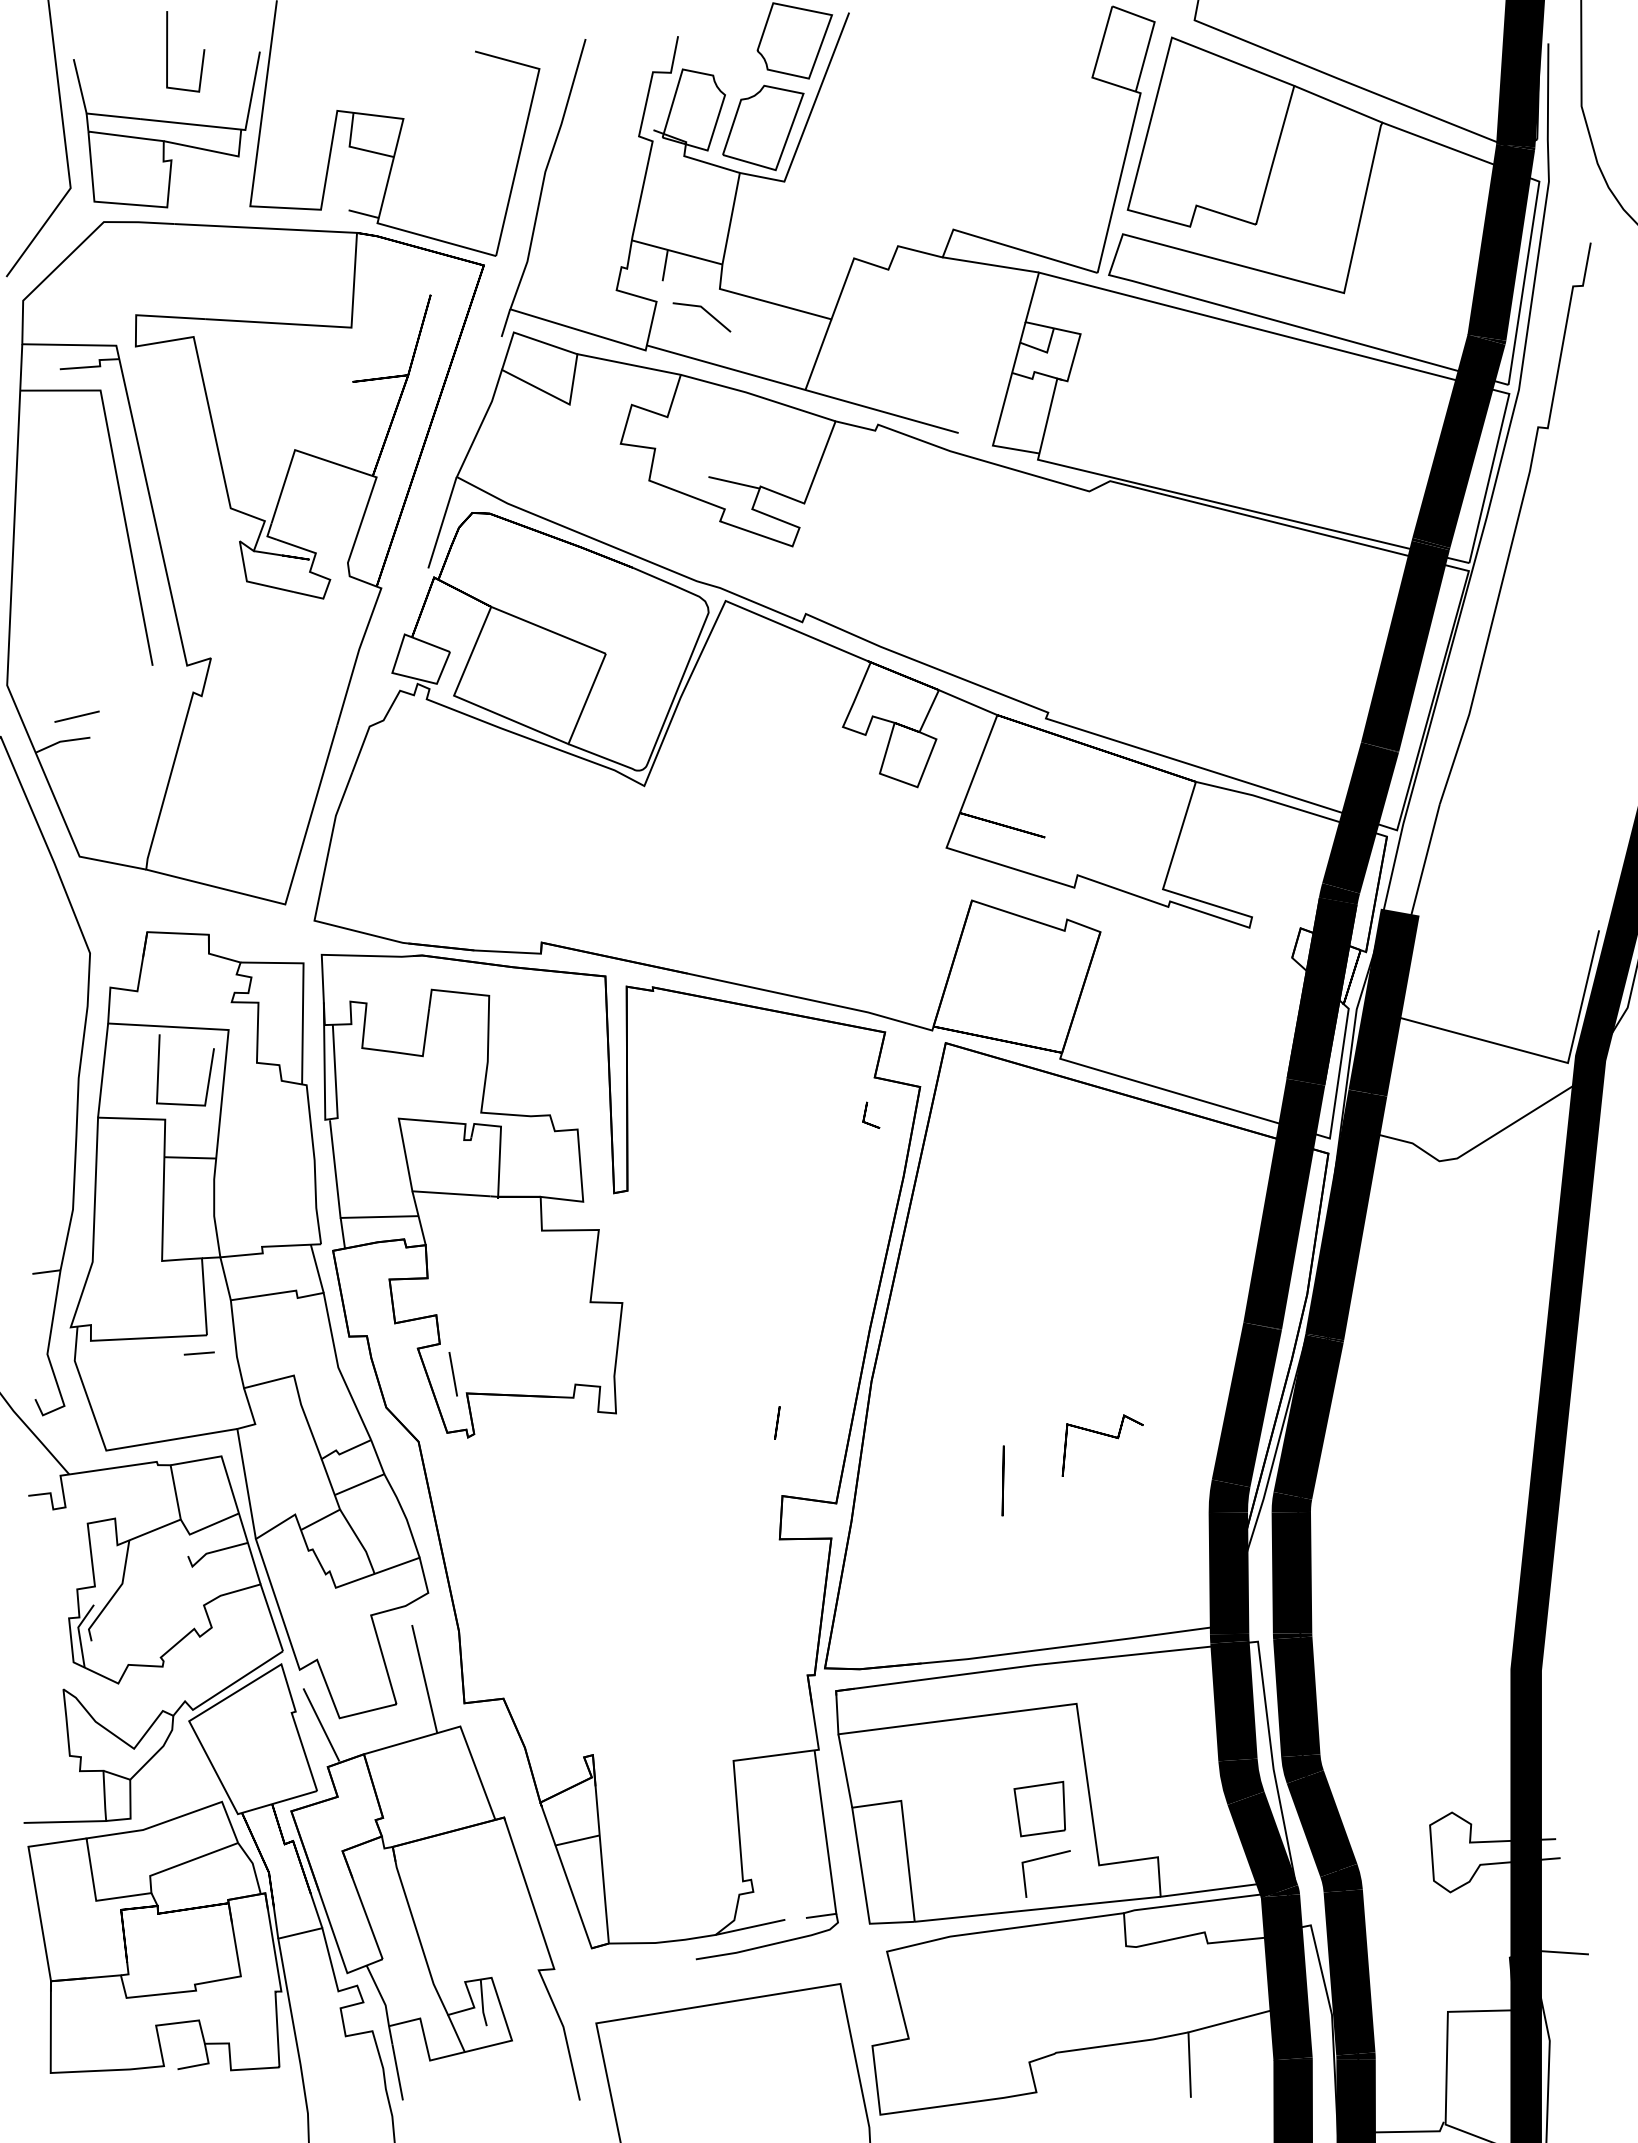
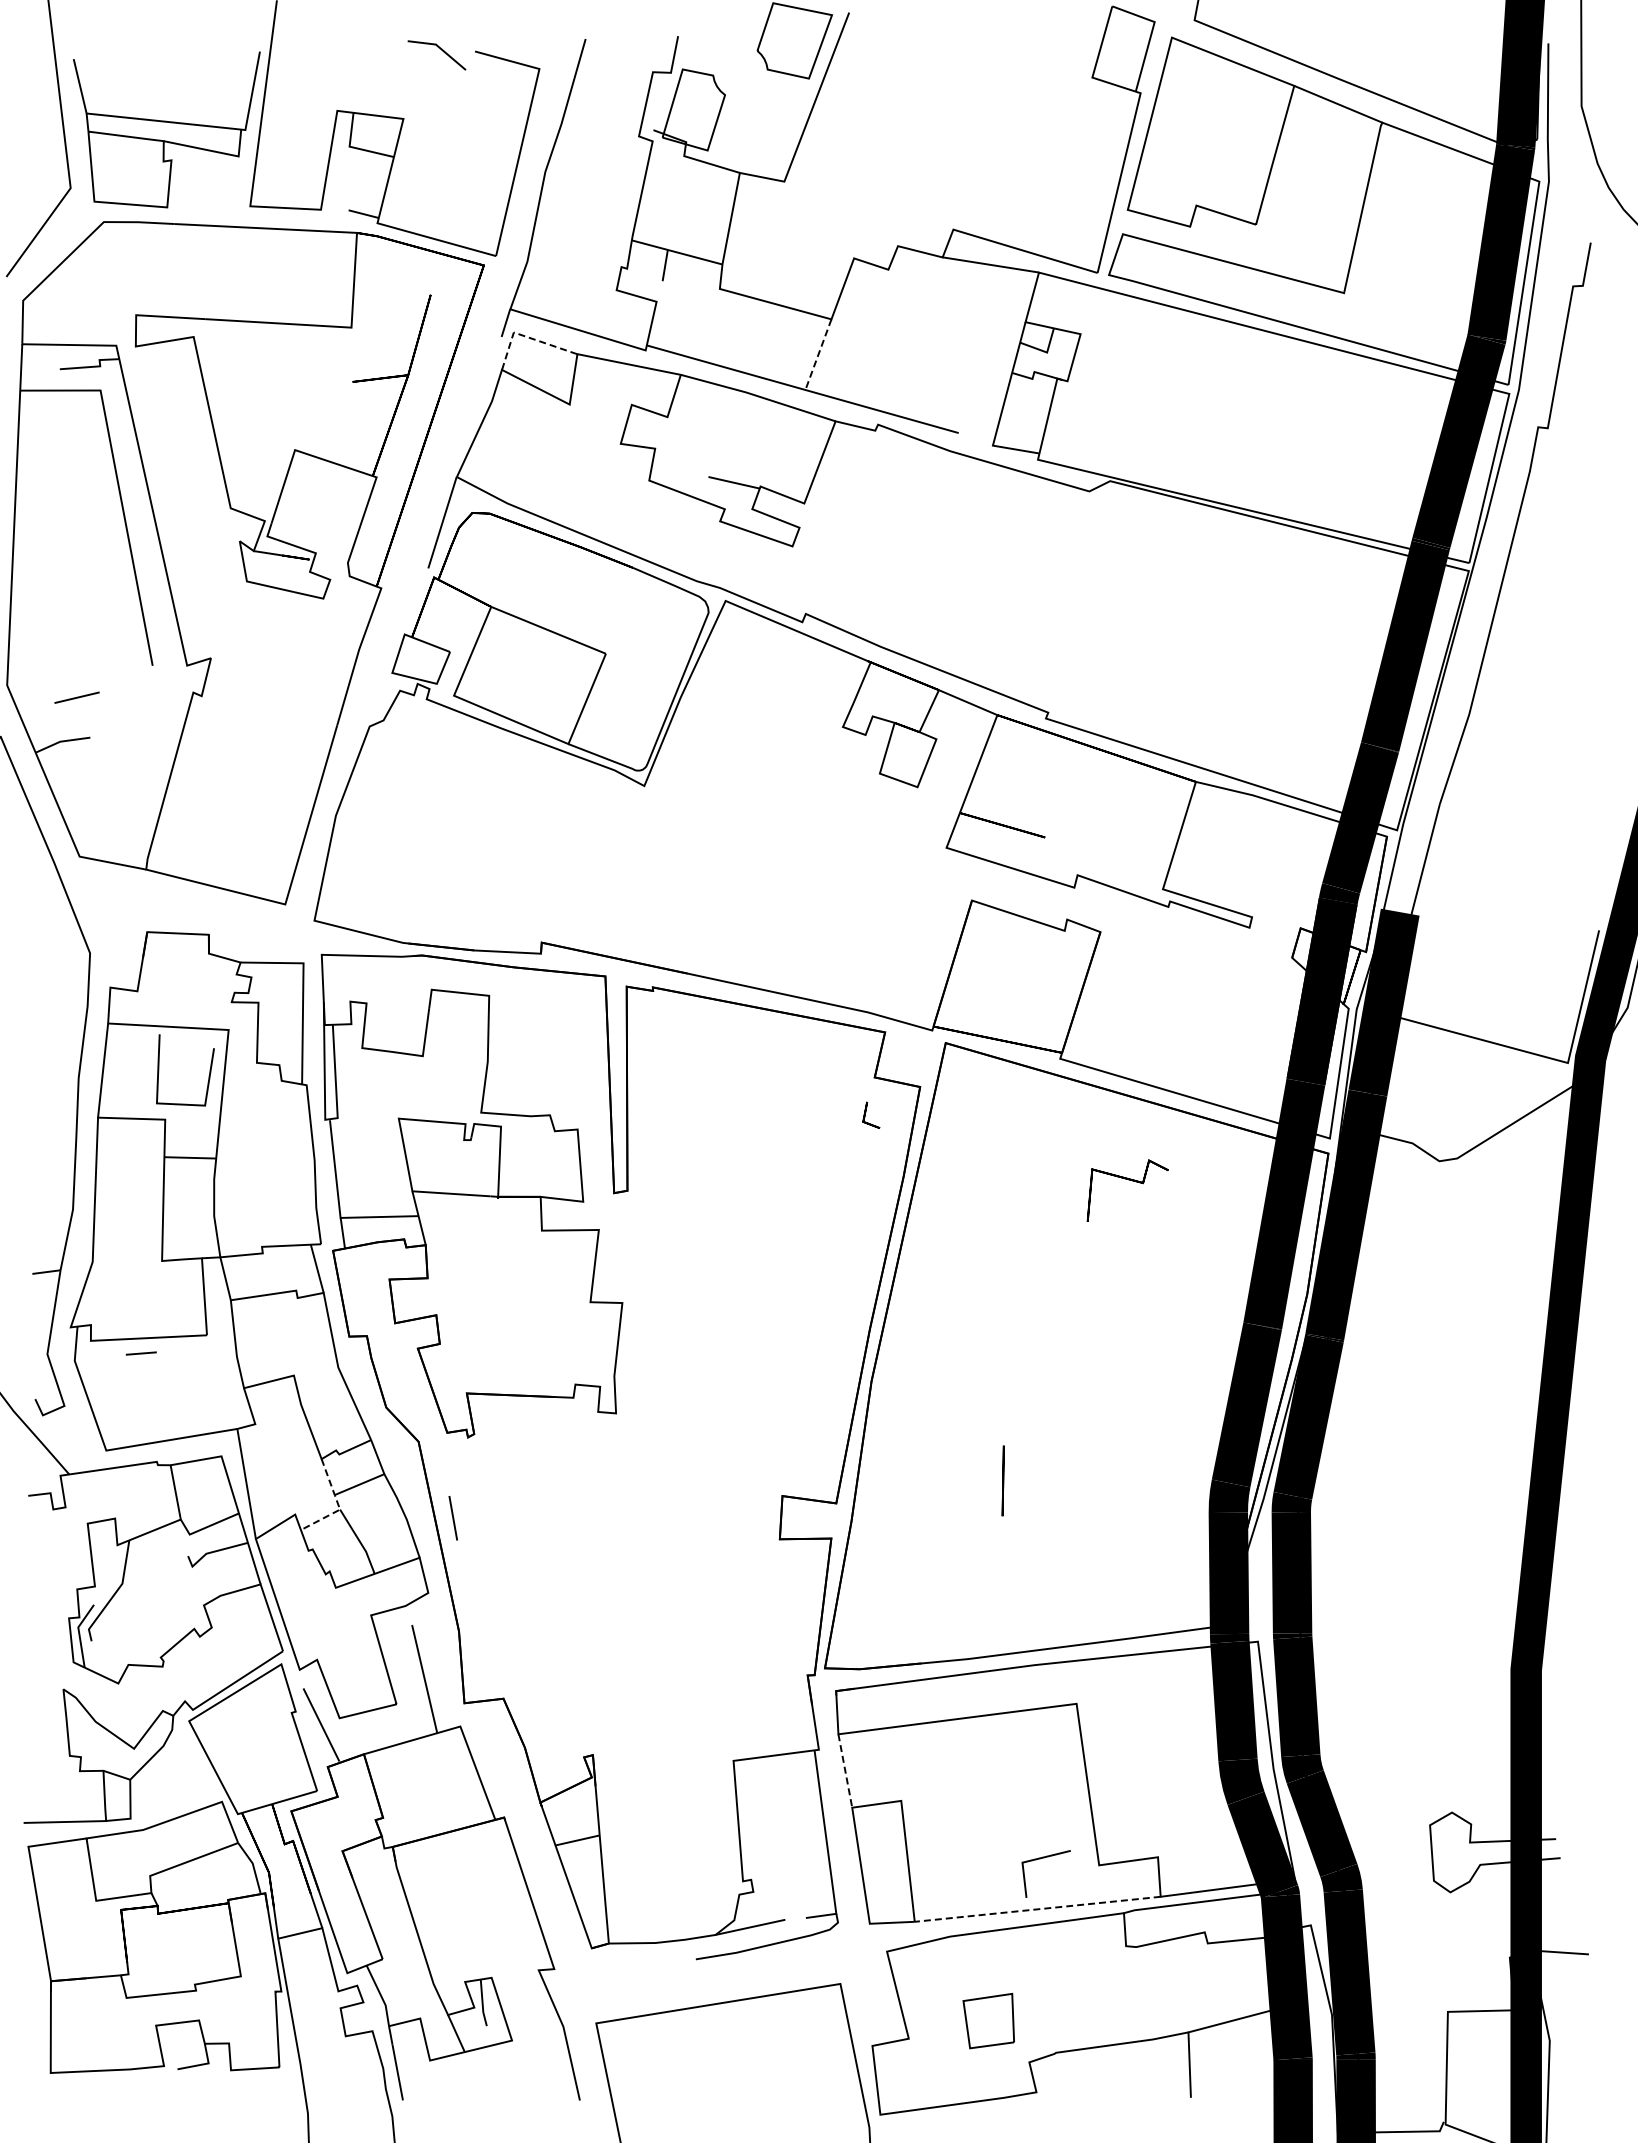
line: present -> none (202, 54)
part: present -> none (763, 127)
line position: (706, 312) -> (441, 50) (441, 50)
line: solid -> dashed (527, 337)
line: solid -> dashed (818, 355)
line position: (76, 716) -> (76, 697) (76, 697)
line position: (198, 1353) -> (140, 1353) (140, 1353)
line position: (452, 1374) -> (452, 1518) (452, 1518)
line: present -> none (777, 1422)
part position: (1103, 1435) -> (1128, 1180) (1128, 1180)
line: solid -> dashed (338, 1505)
line: solid -> dashed (845, 1771)
part position: (1039, 1808) -> (988, 2020) (988, 2020)
line: solid -> dashed (1037, 1909)
